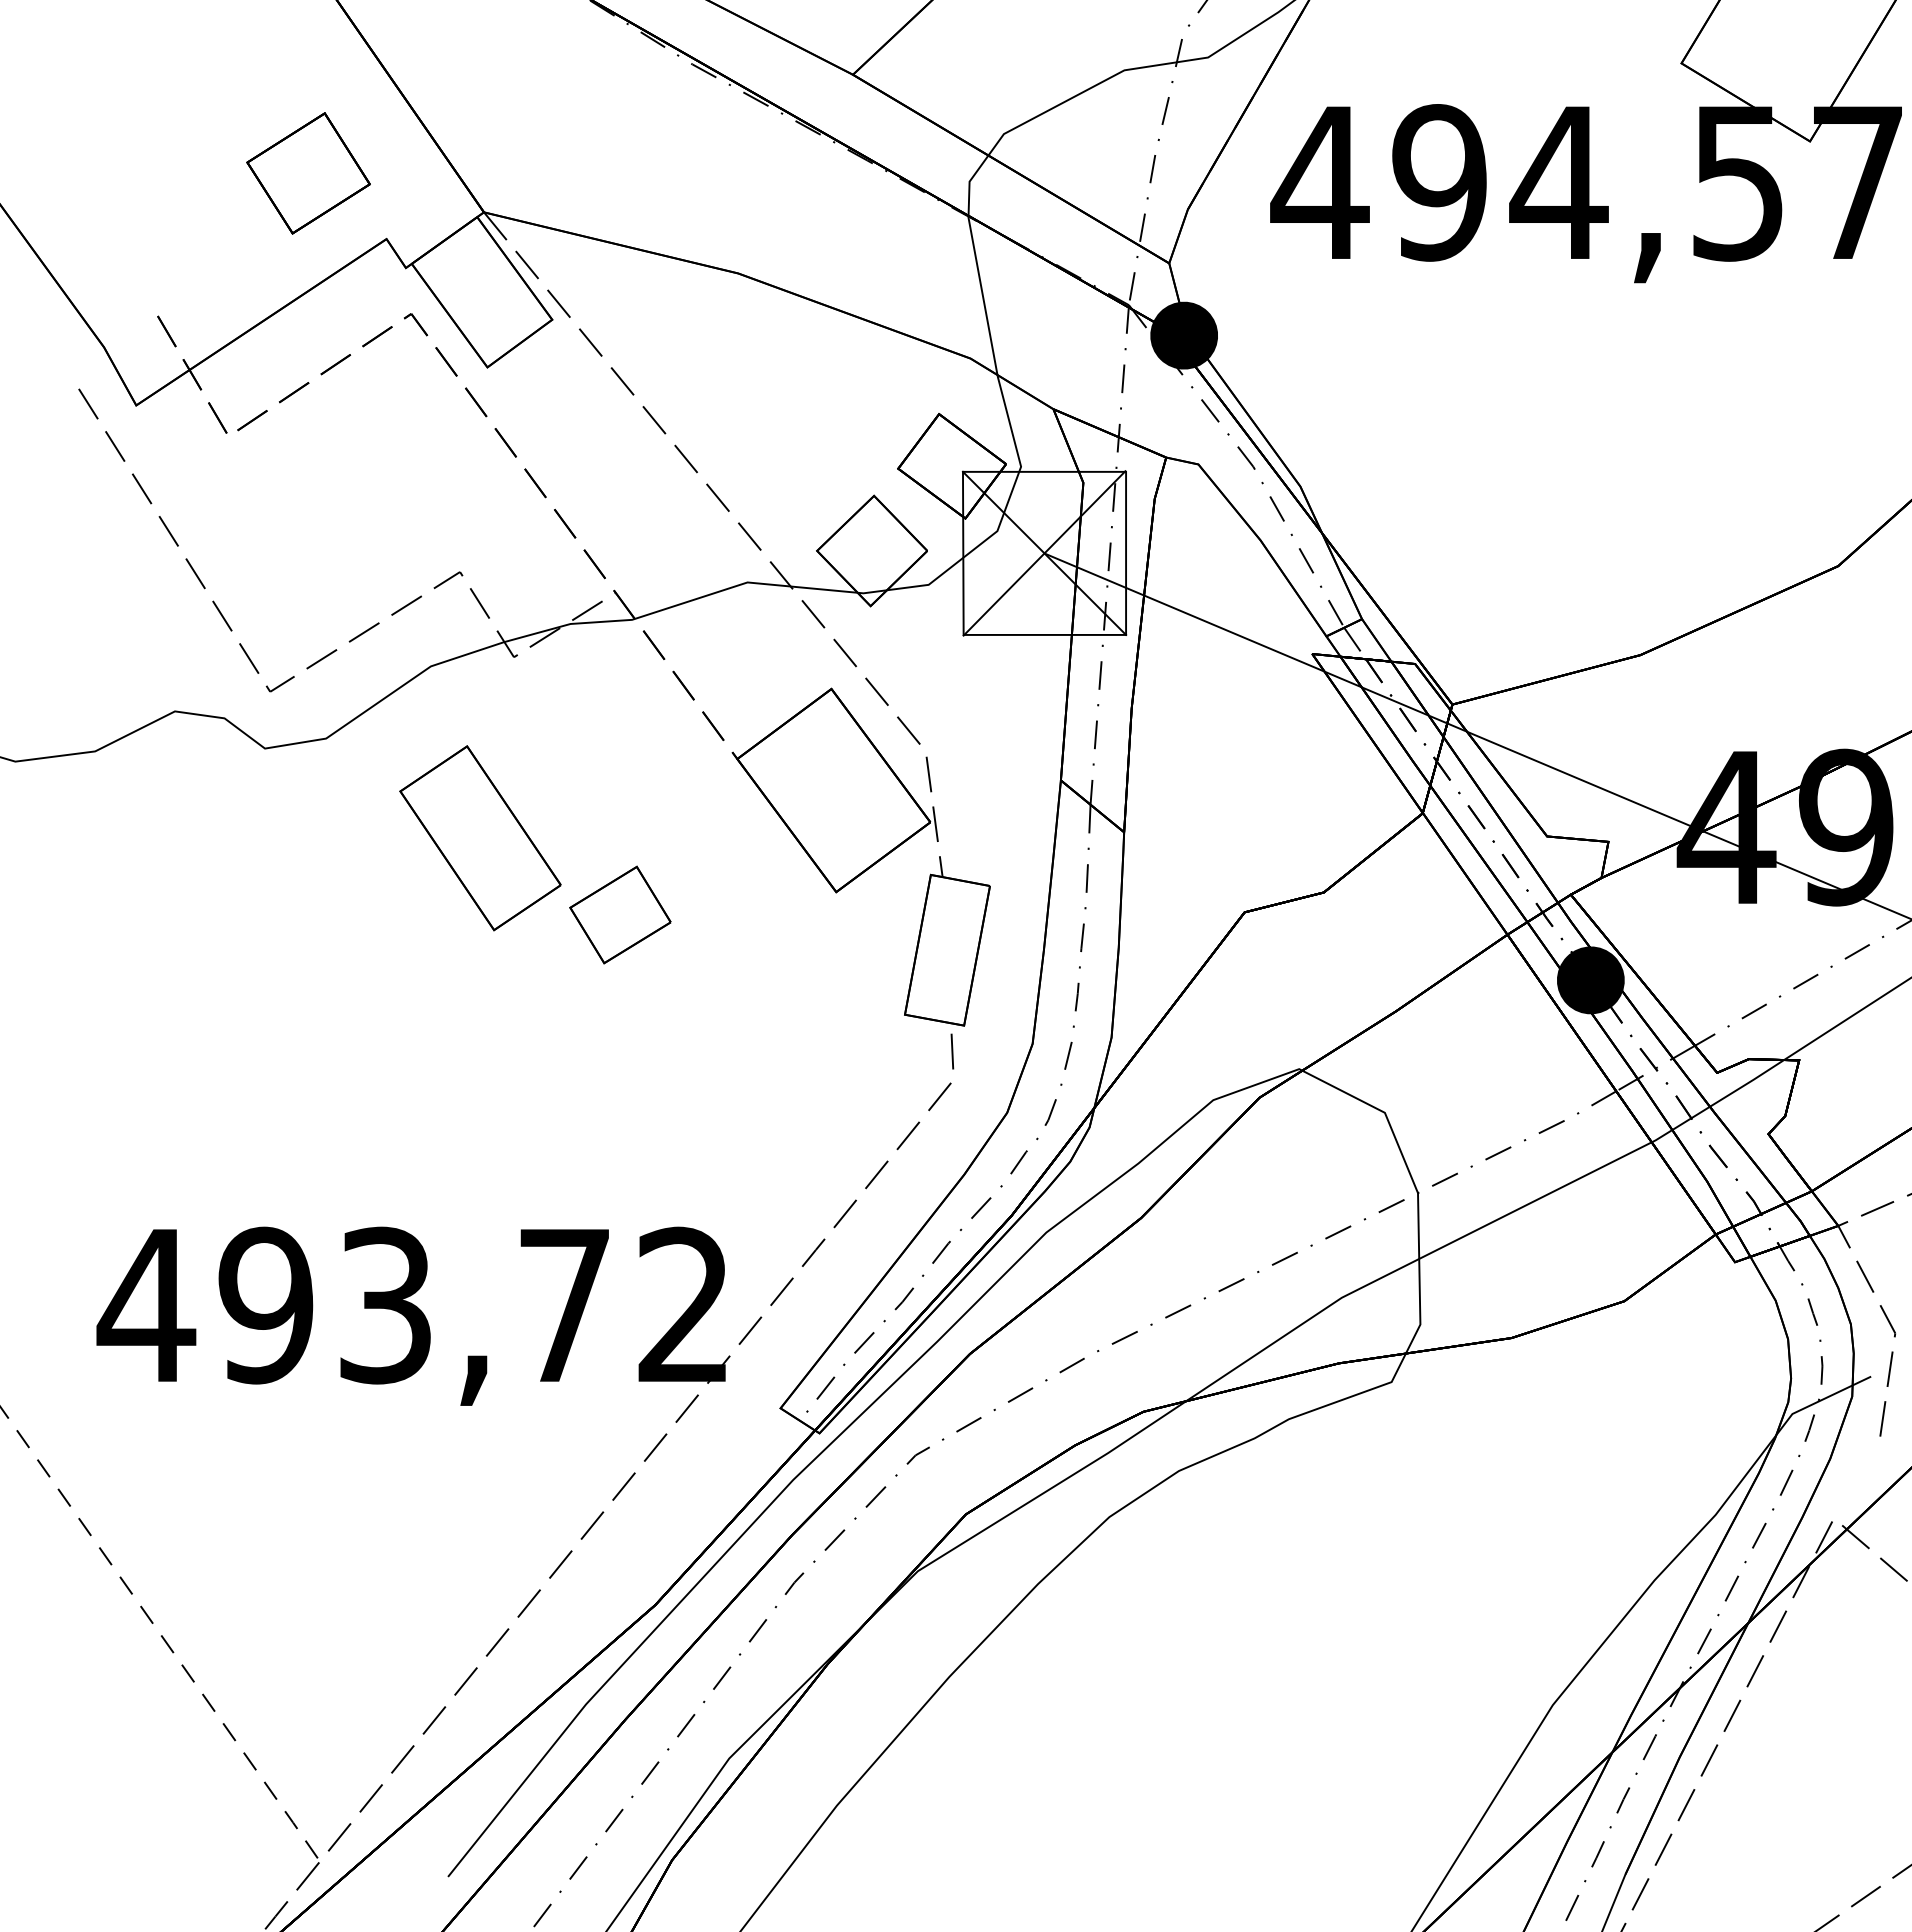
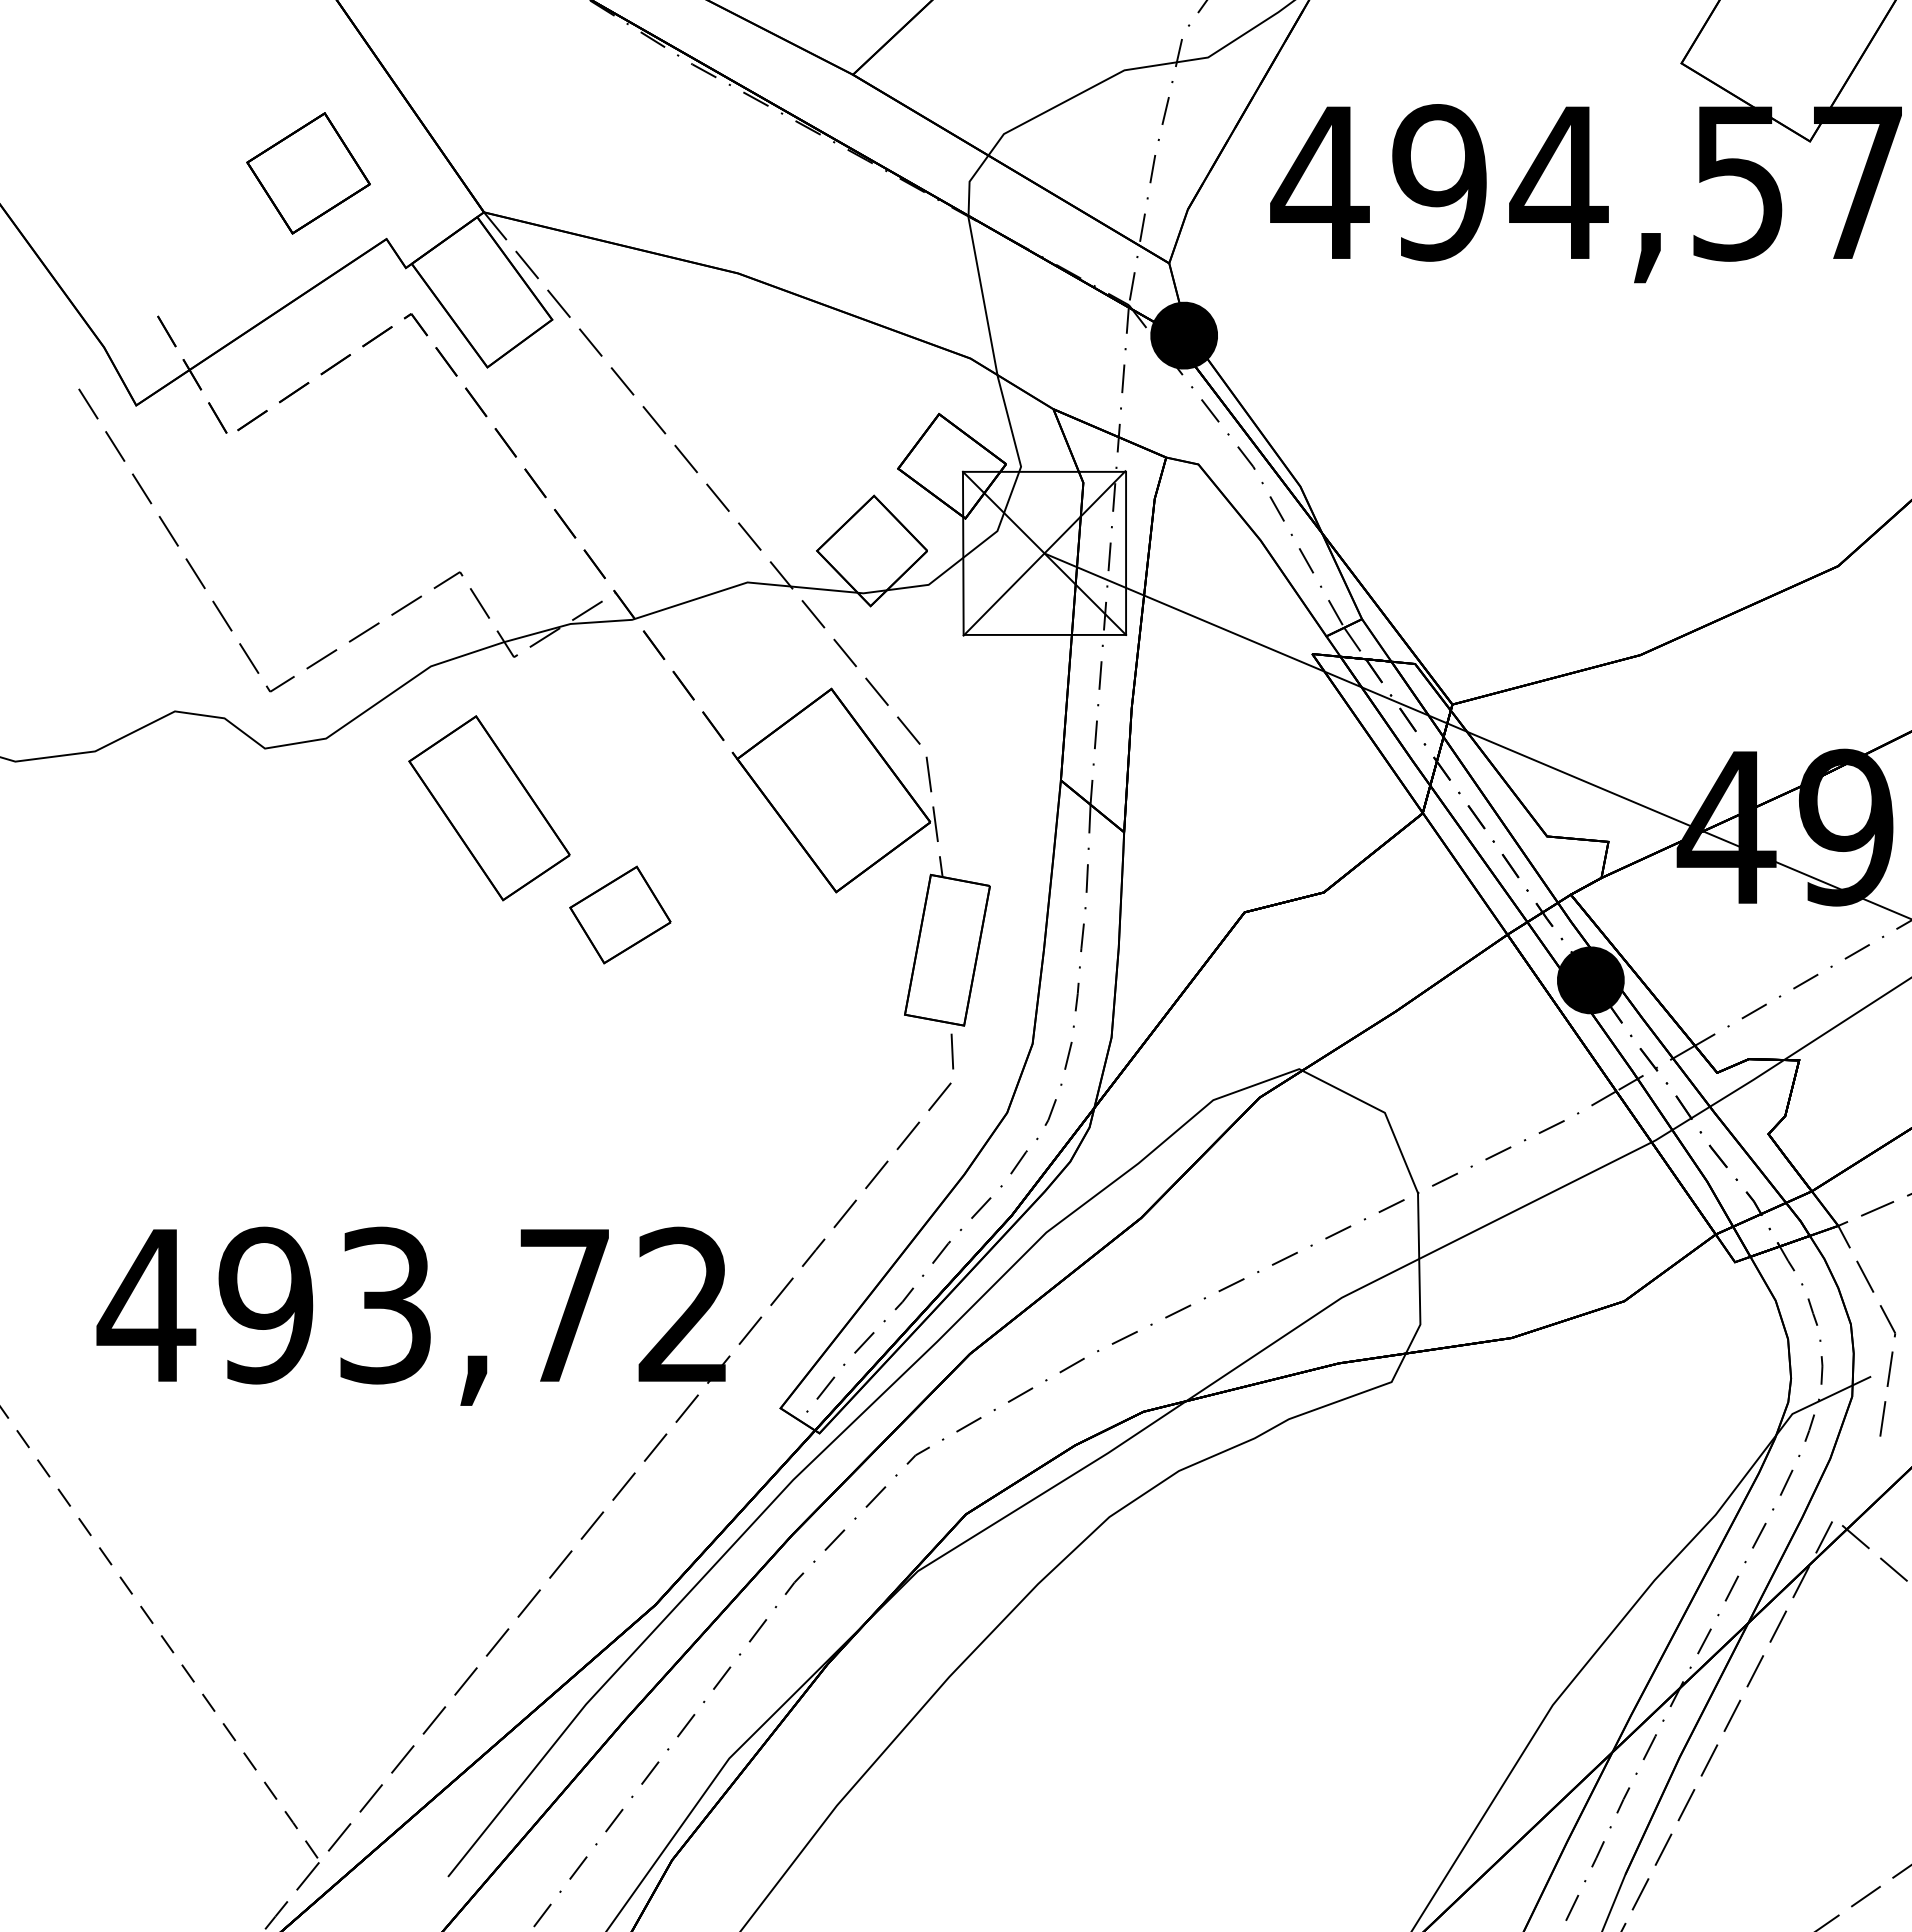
part position: (480, 838) -> (489, 808) (489, 808)
